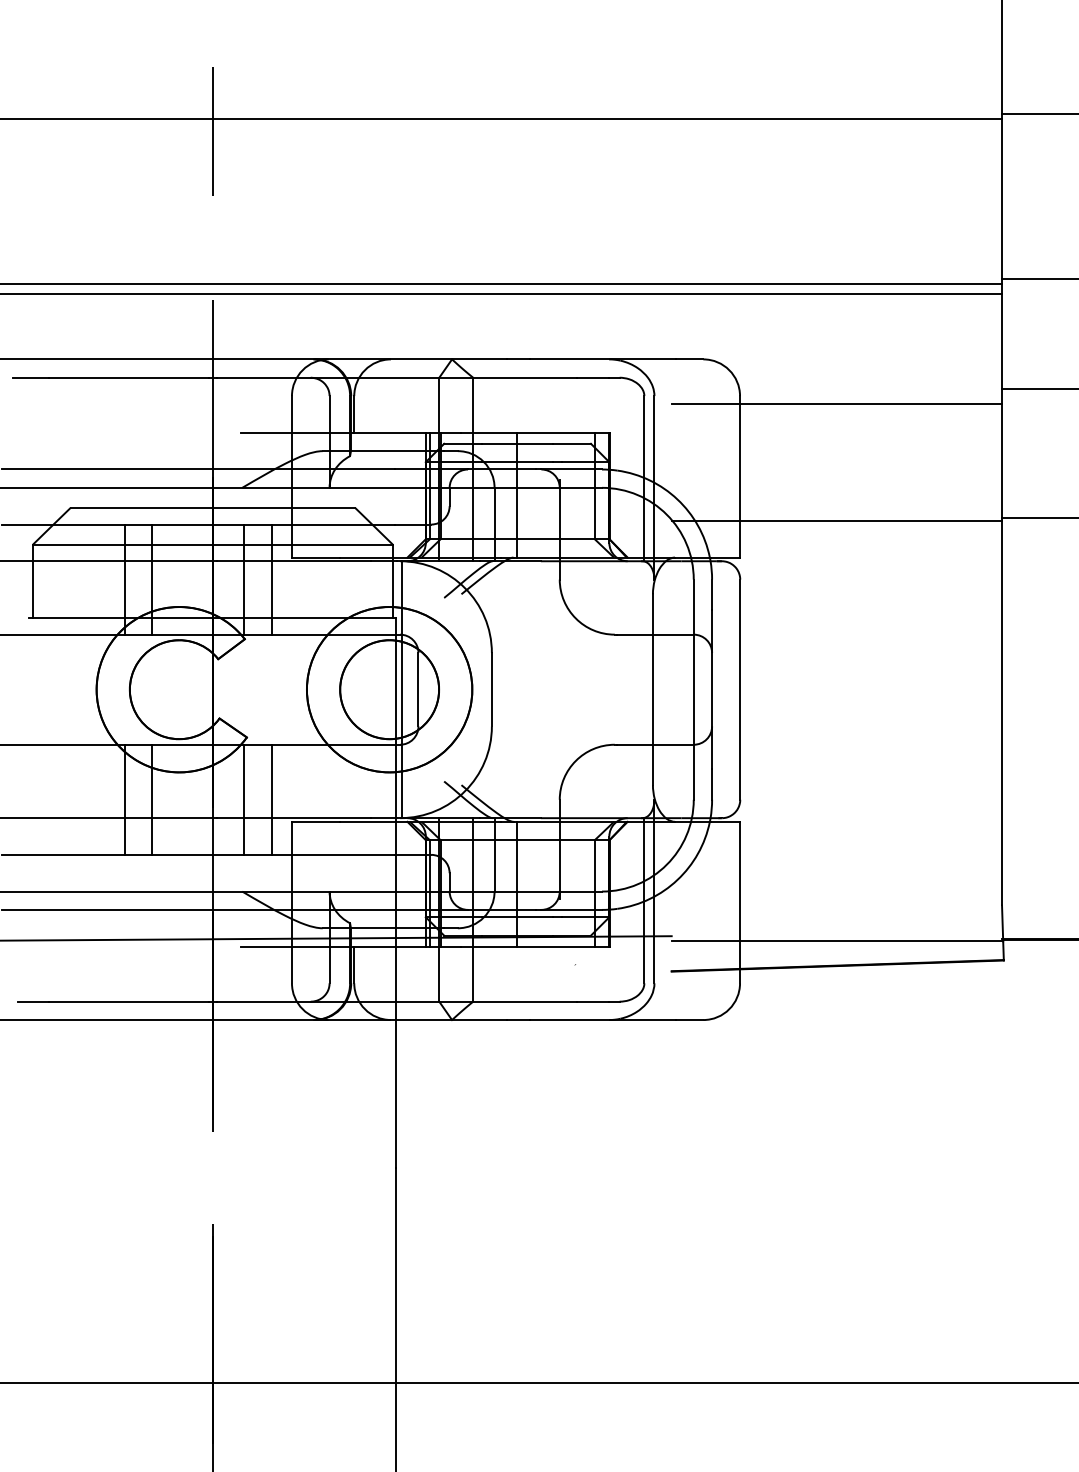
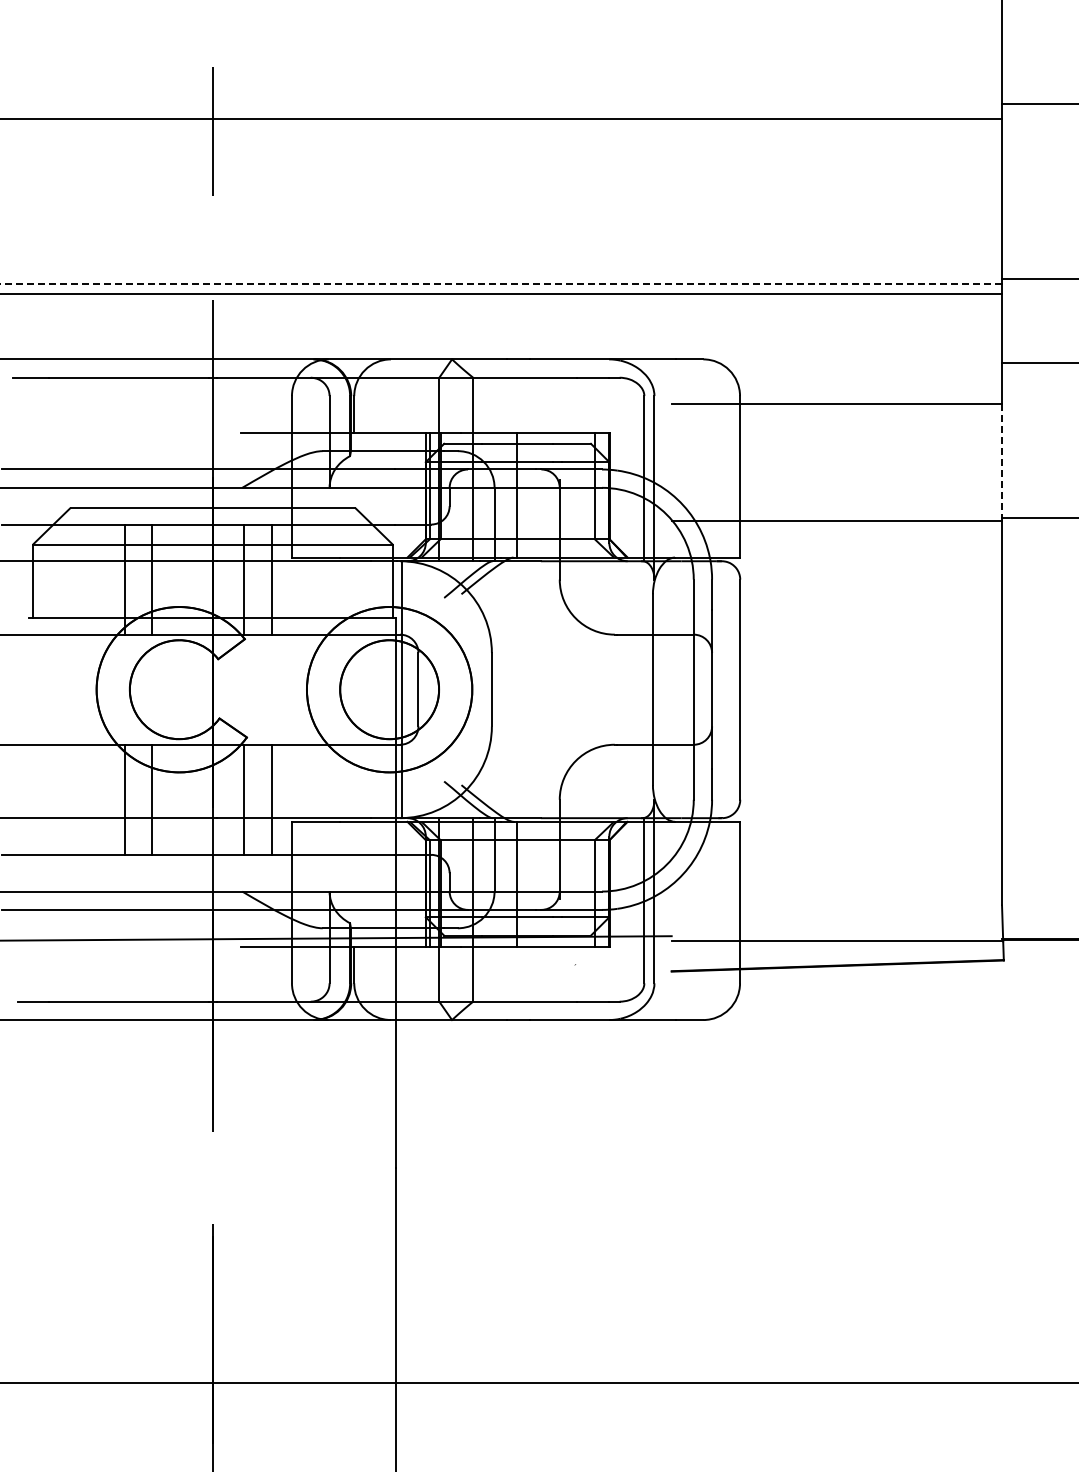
line position: (1038, 114) -> (1038, 104) (1038, 104)
line: solid -> dashed (501, 283)
line position: (1038, 389) -> (1038, 363) (1038, 363)
line: solid -> dashed (1002, 462)
